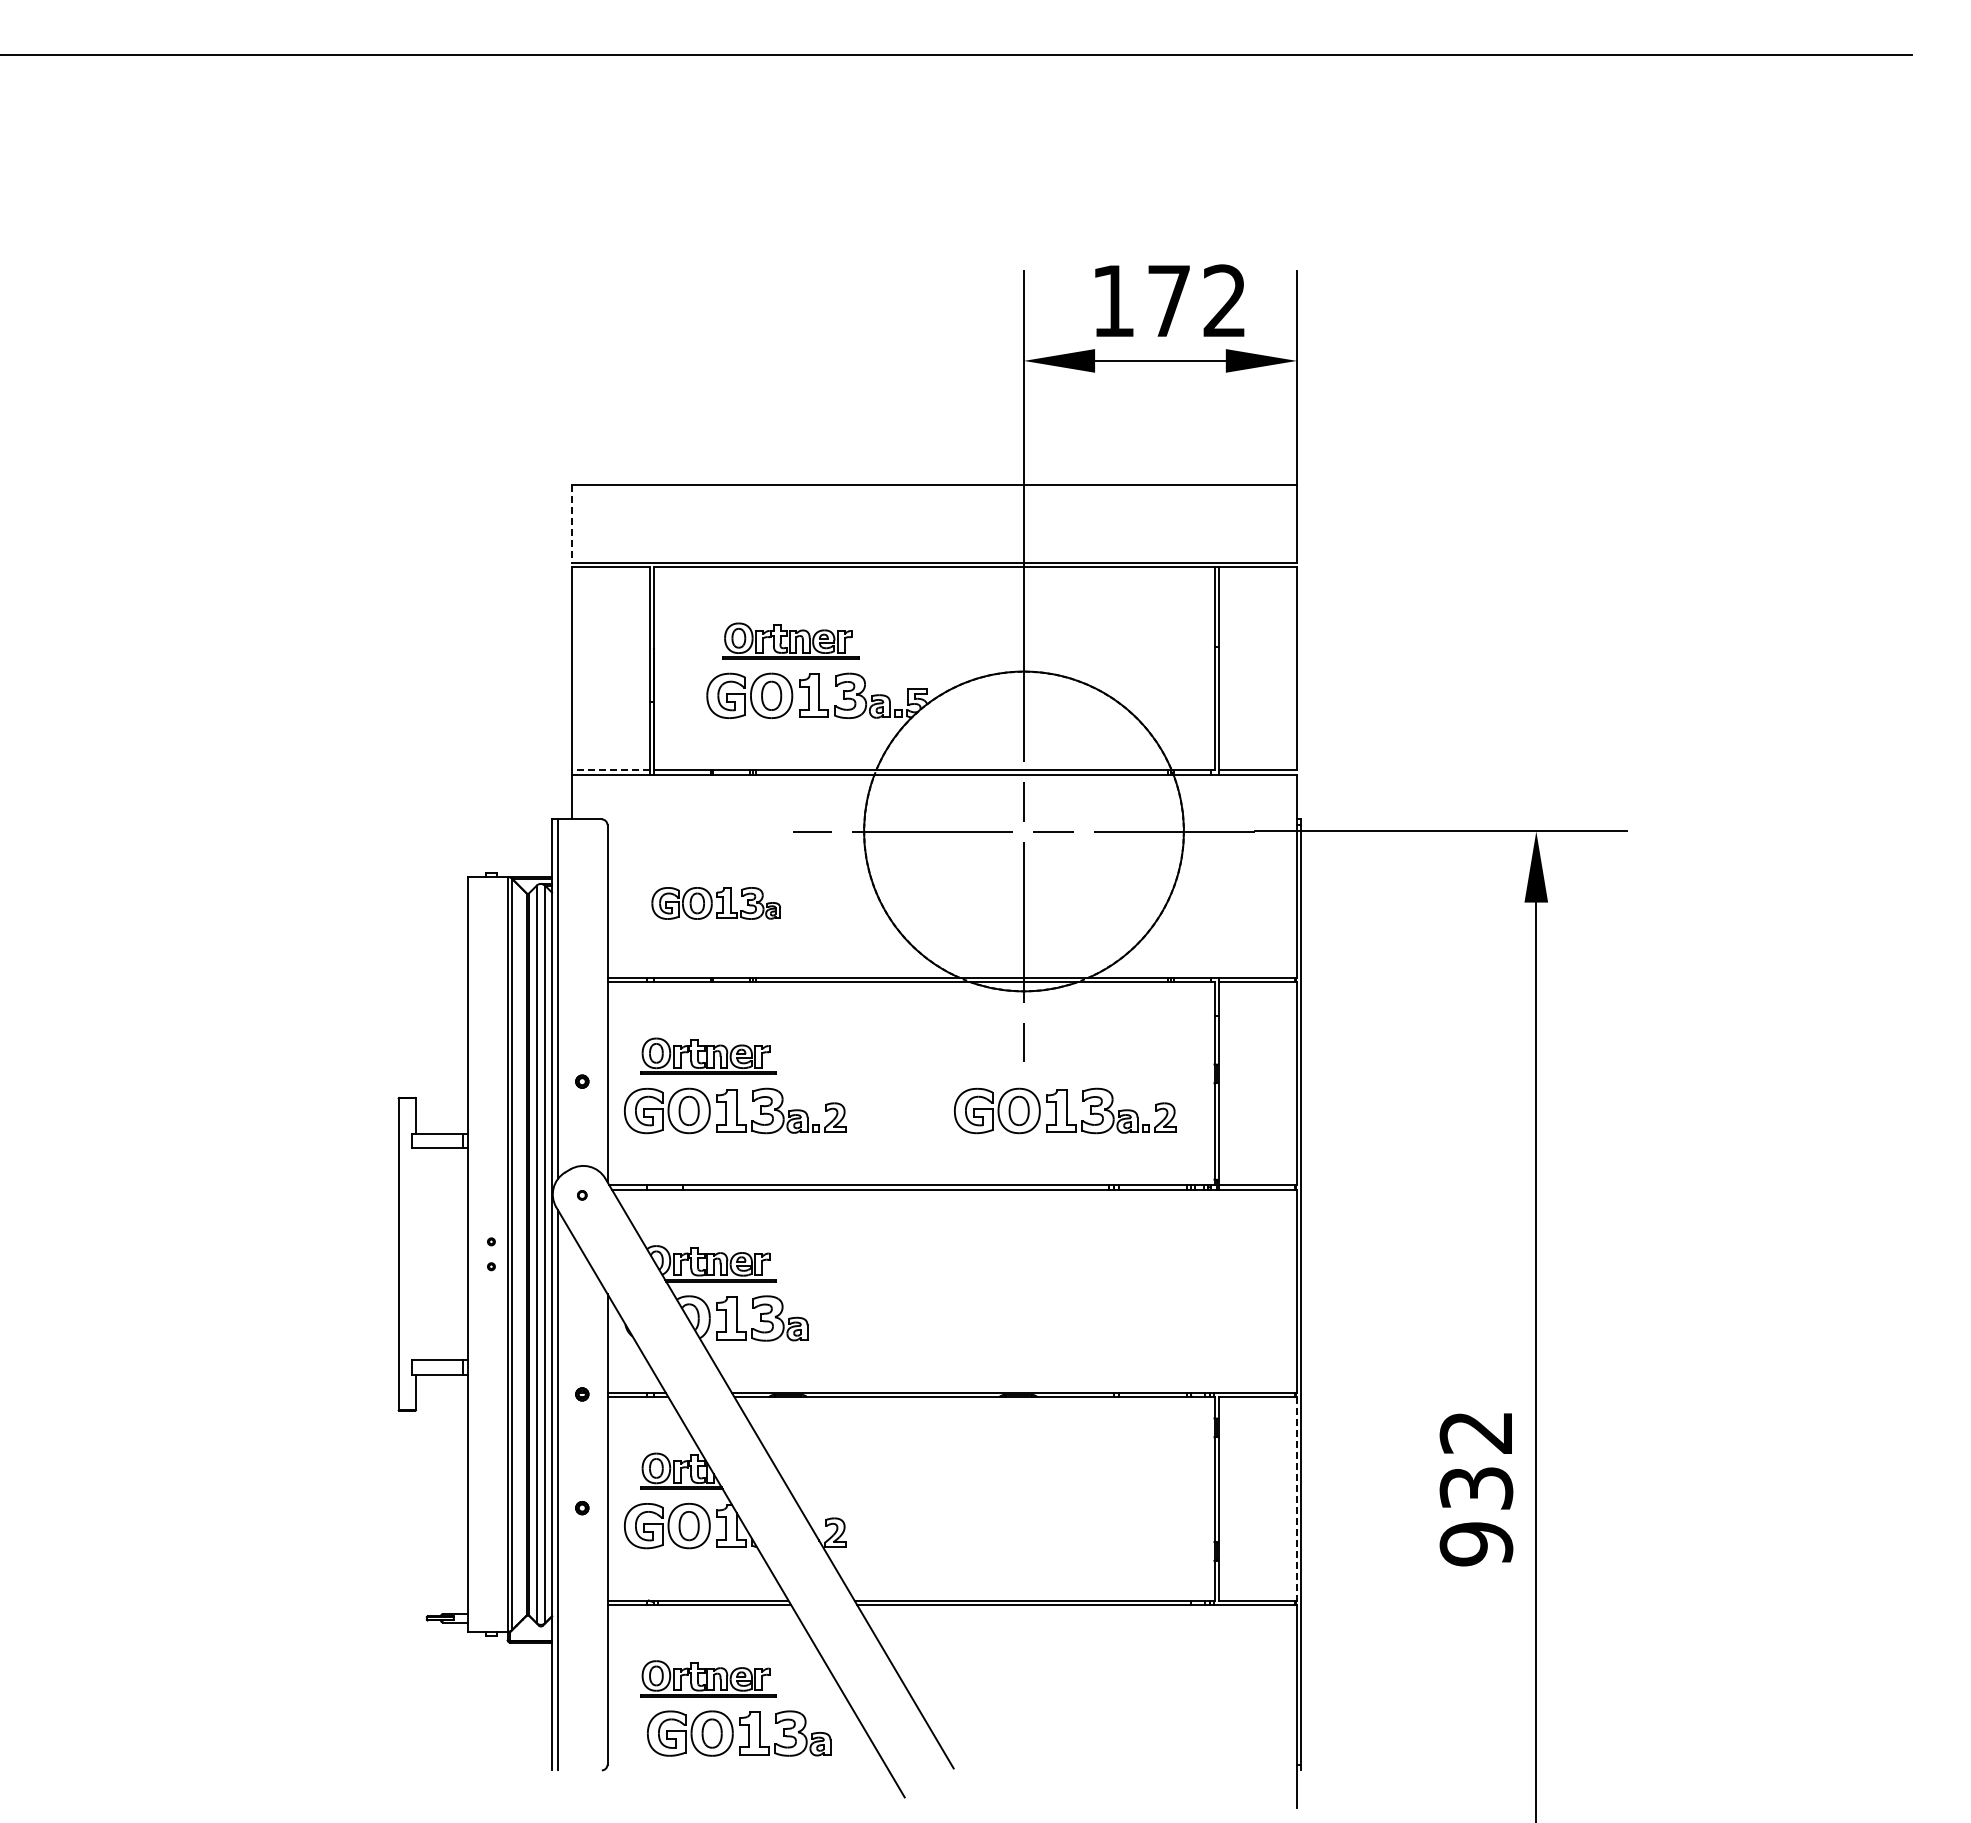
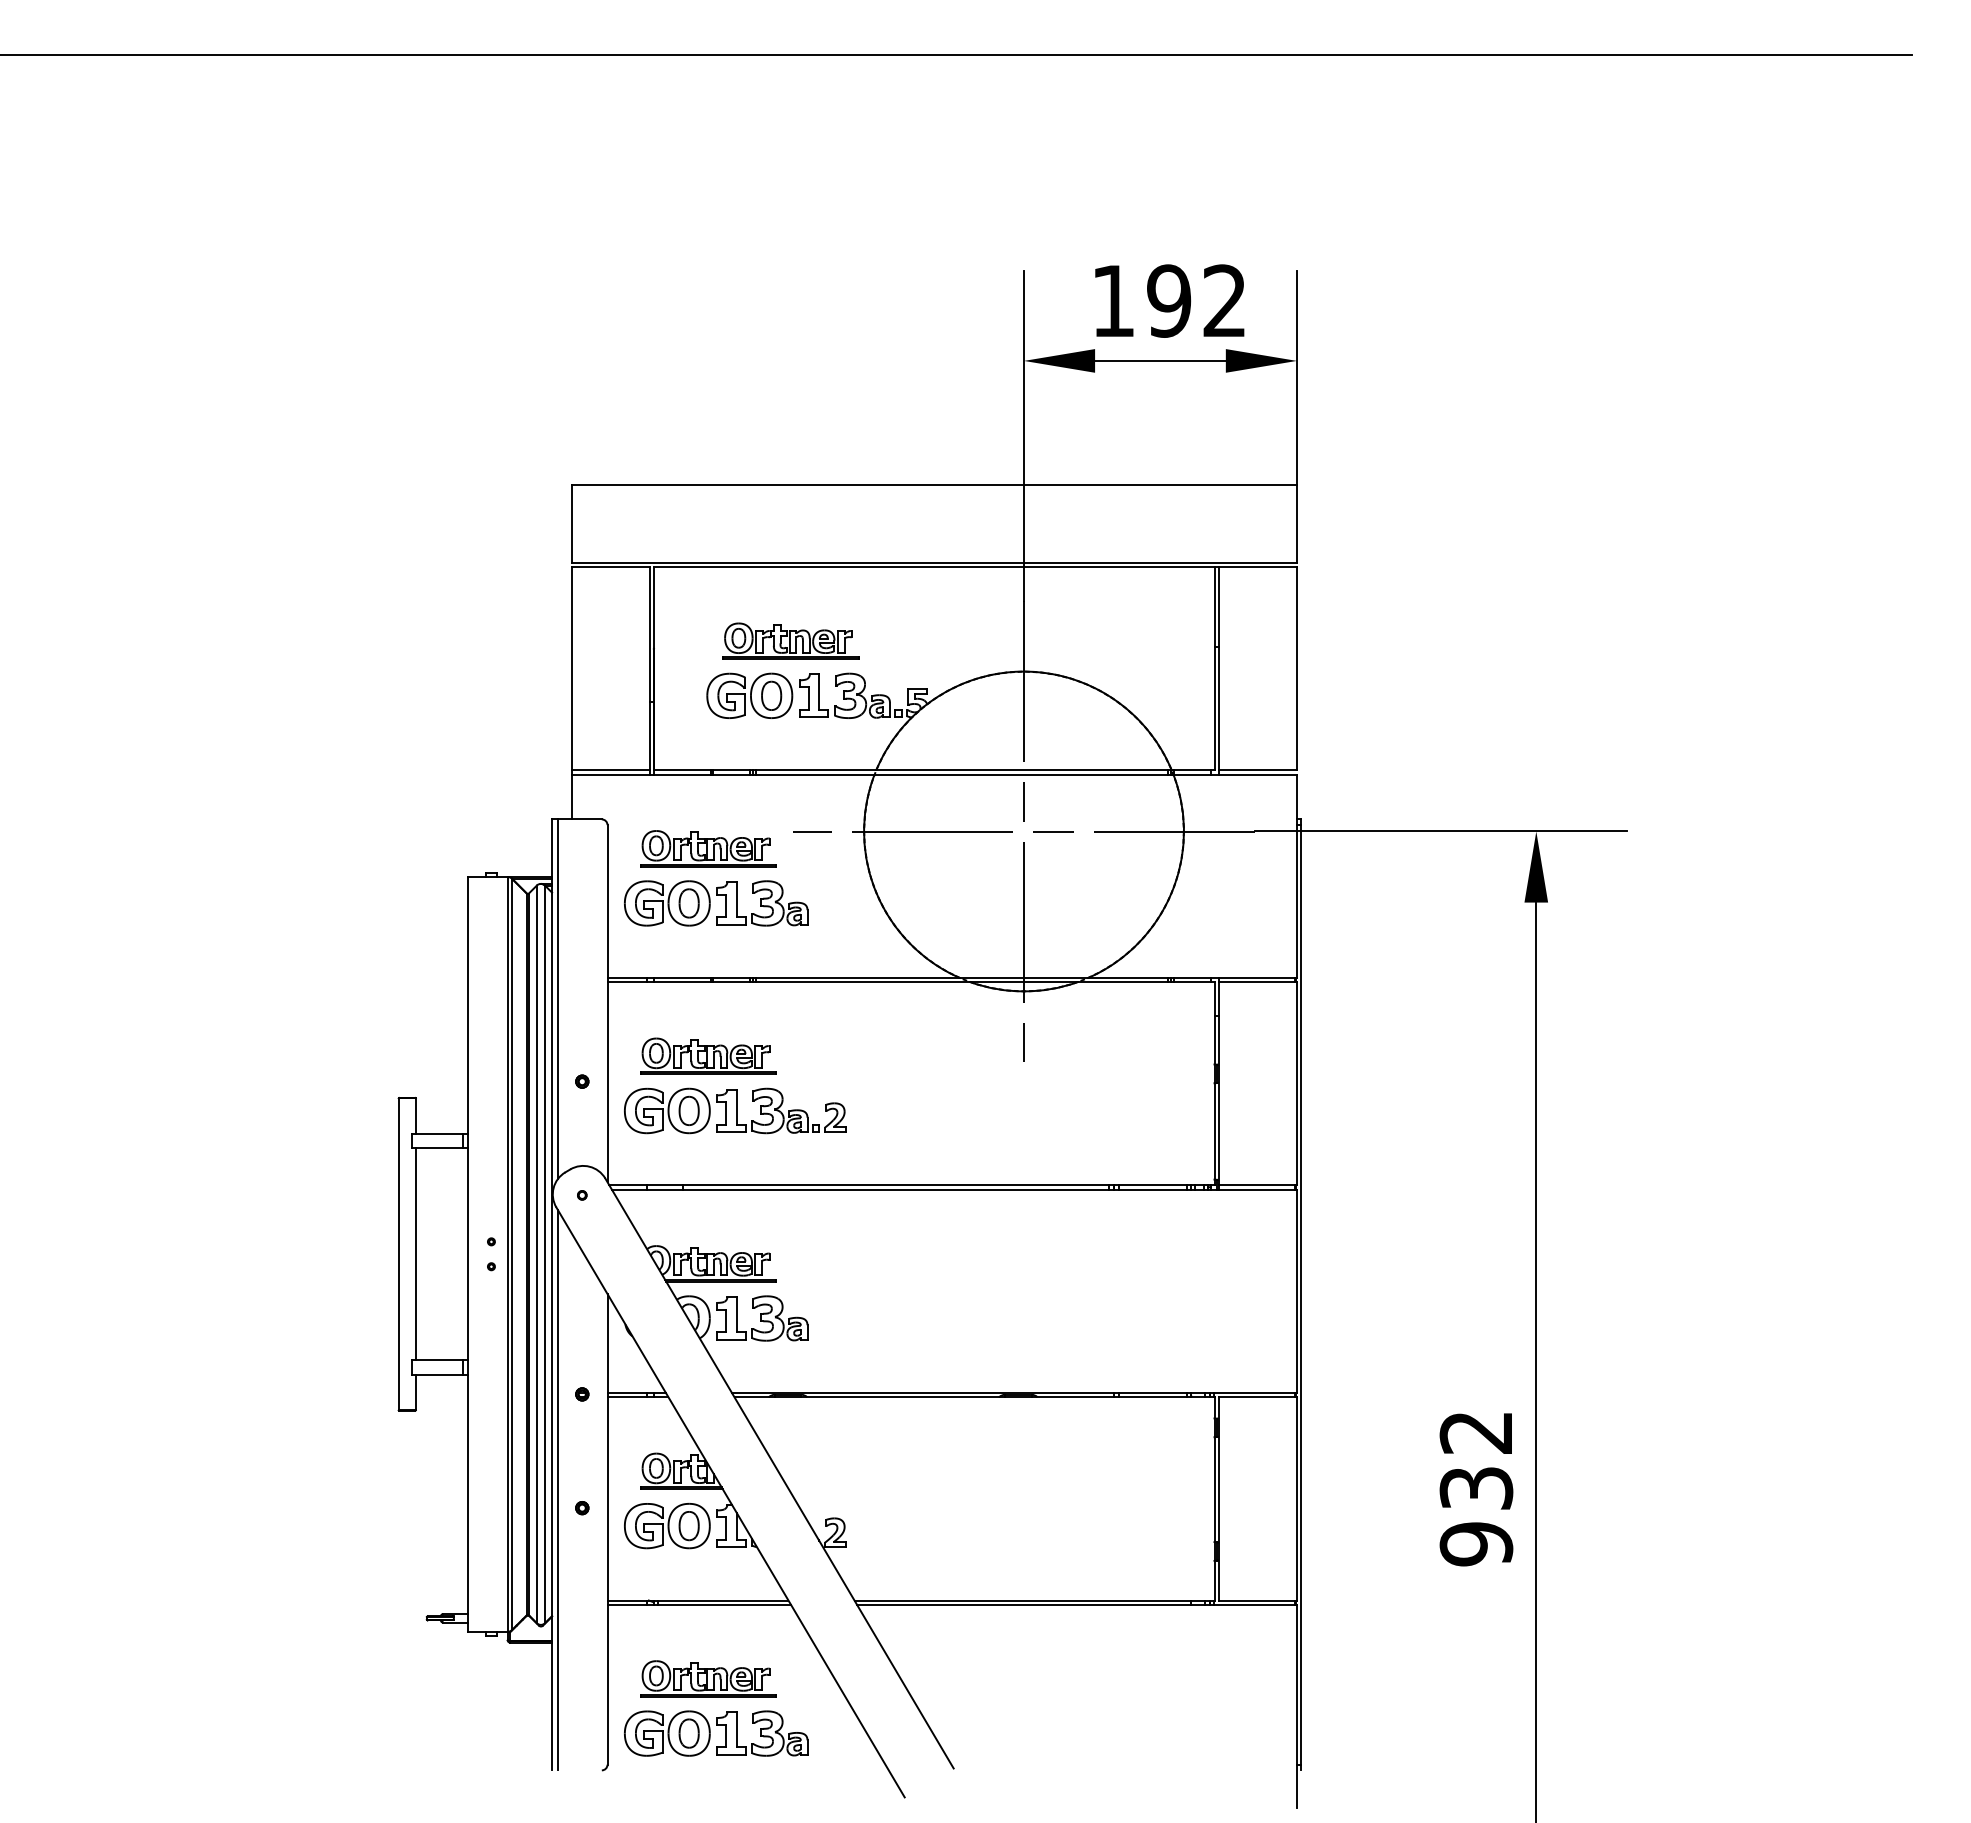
text: 172 -> 192 (1169, 300)
line: dashed -> solid (571, 524)
line: dashed -> solid (610, 770)
part: none -> present (708, 848)
part size: 131x33 px -> 185x47 px (716, 903)
part: present -> none (1065, 1110)
line: none -> present (415, 1254)
line: dashed -> solid (1296, 1498)
part position: (739, 1733) -> (716, 1733) (716, 1733)
